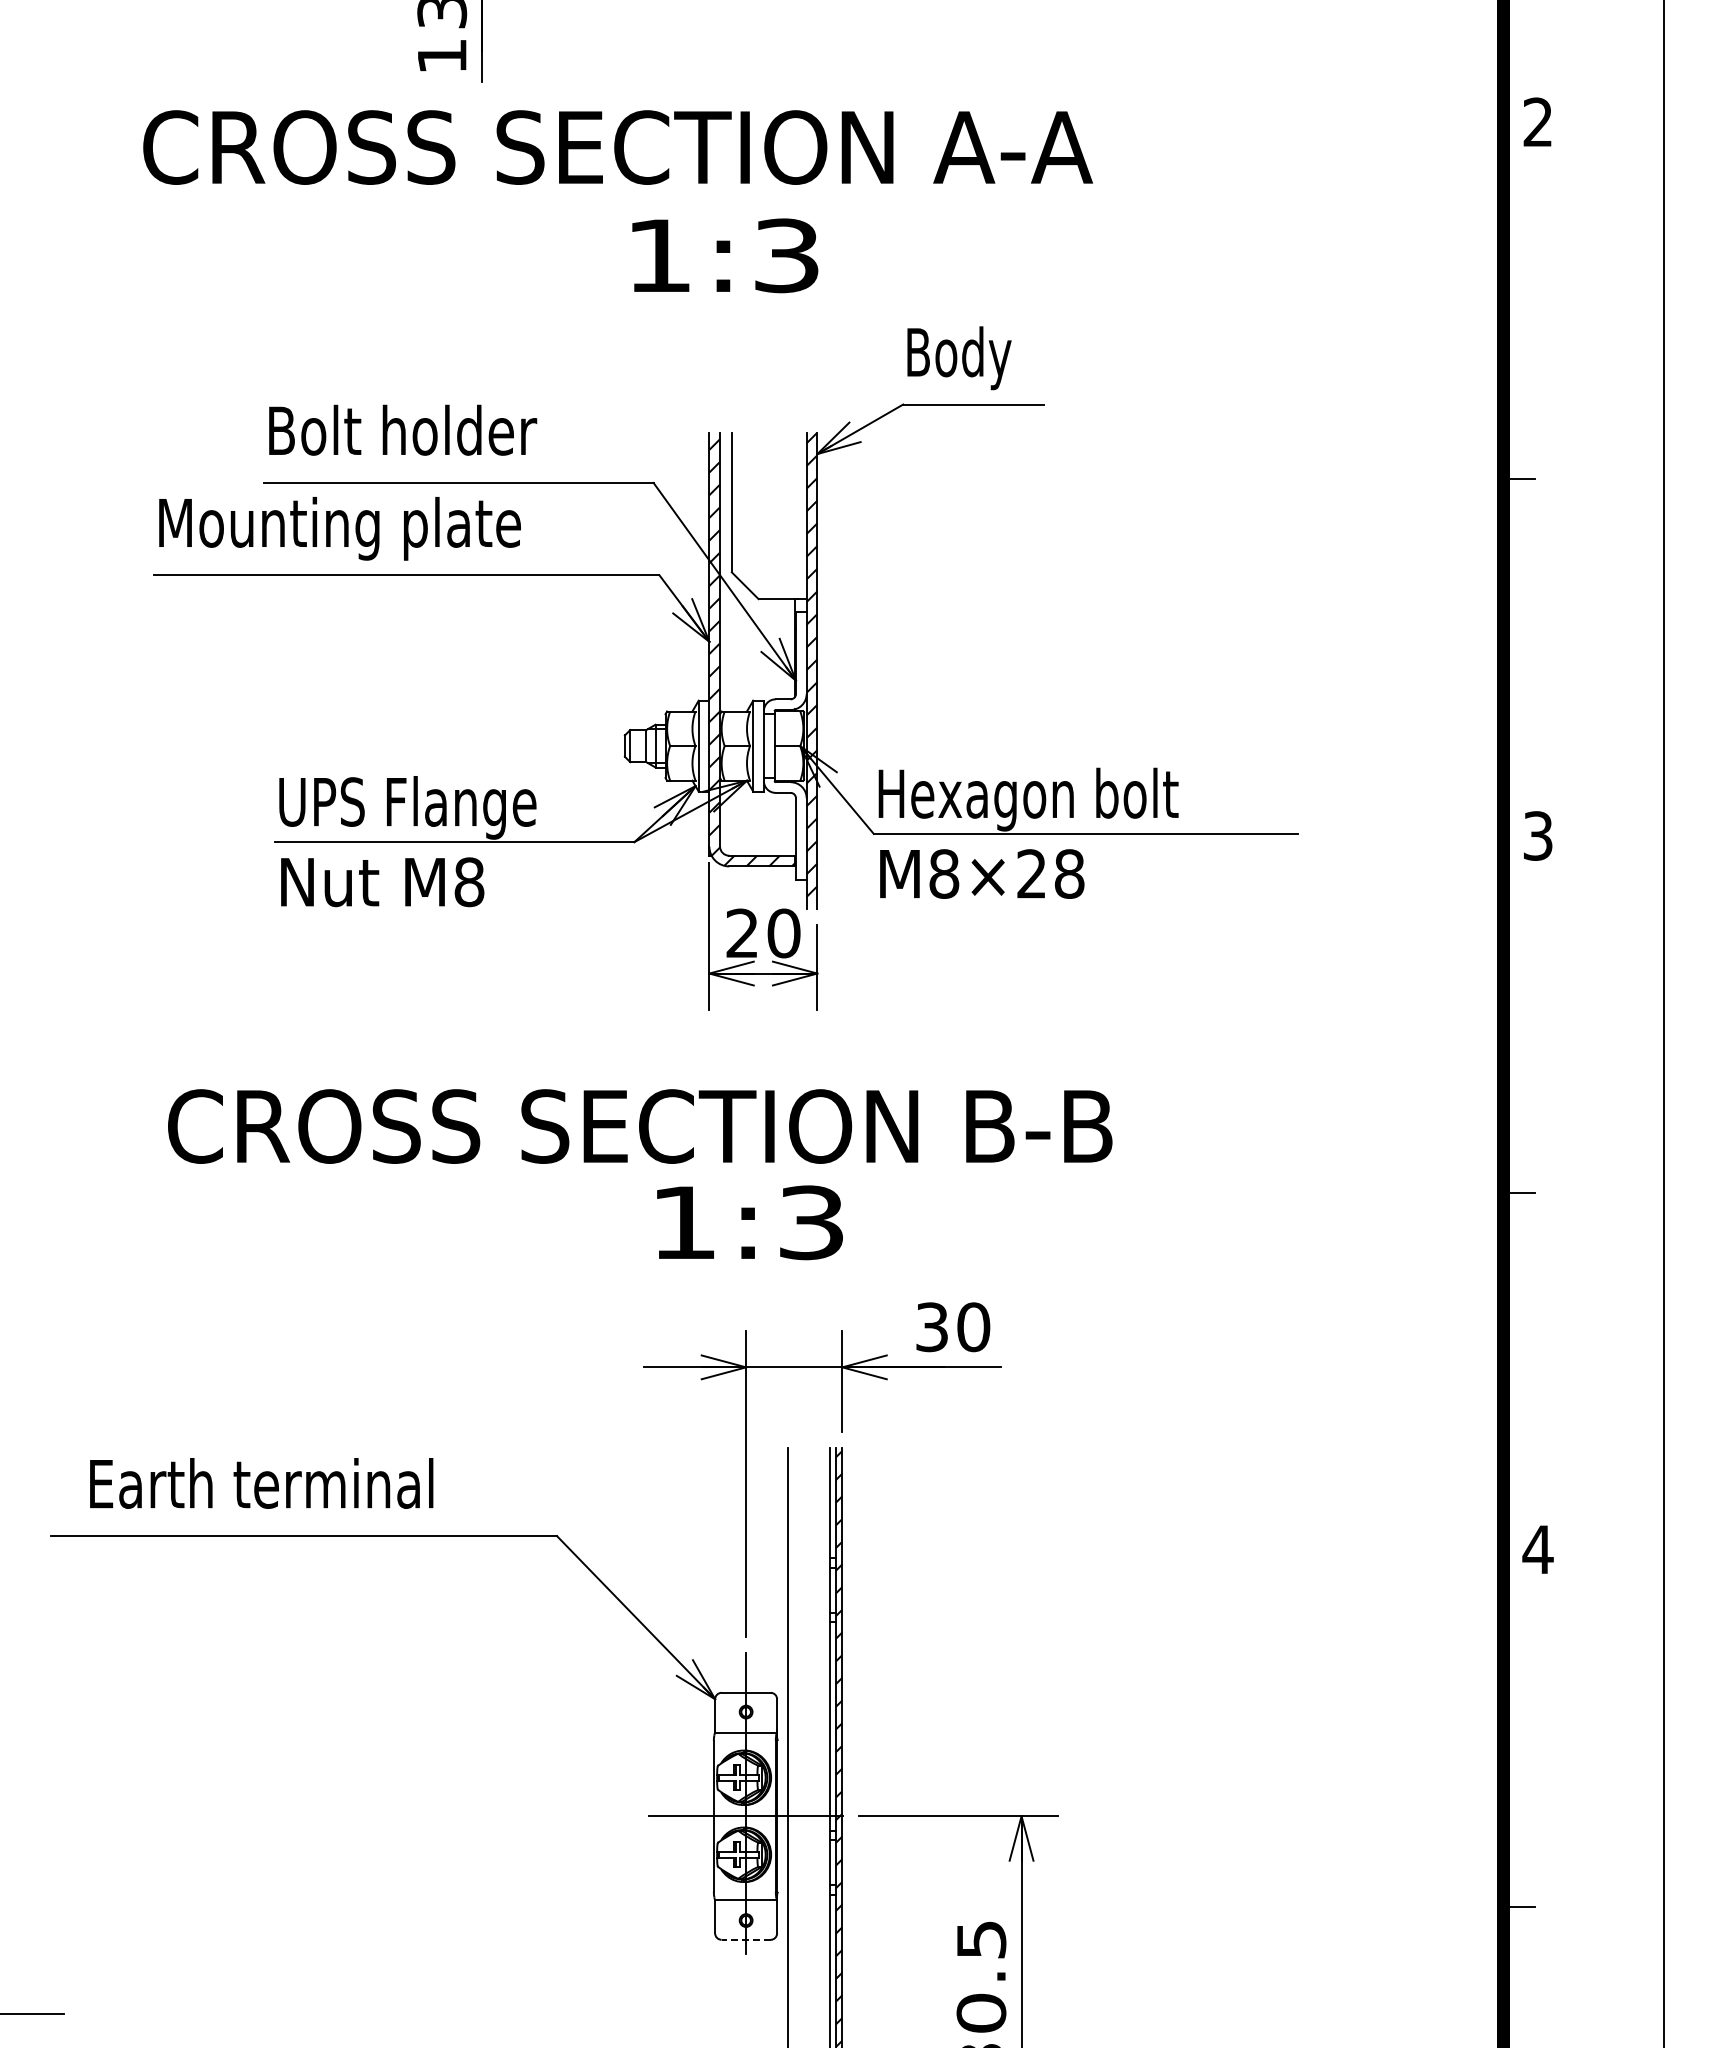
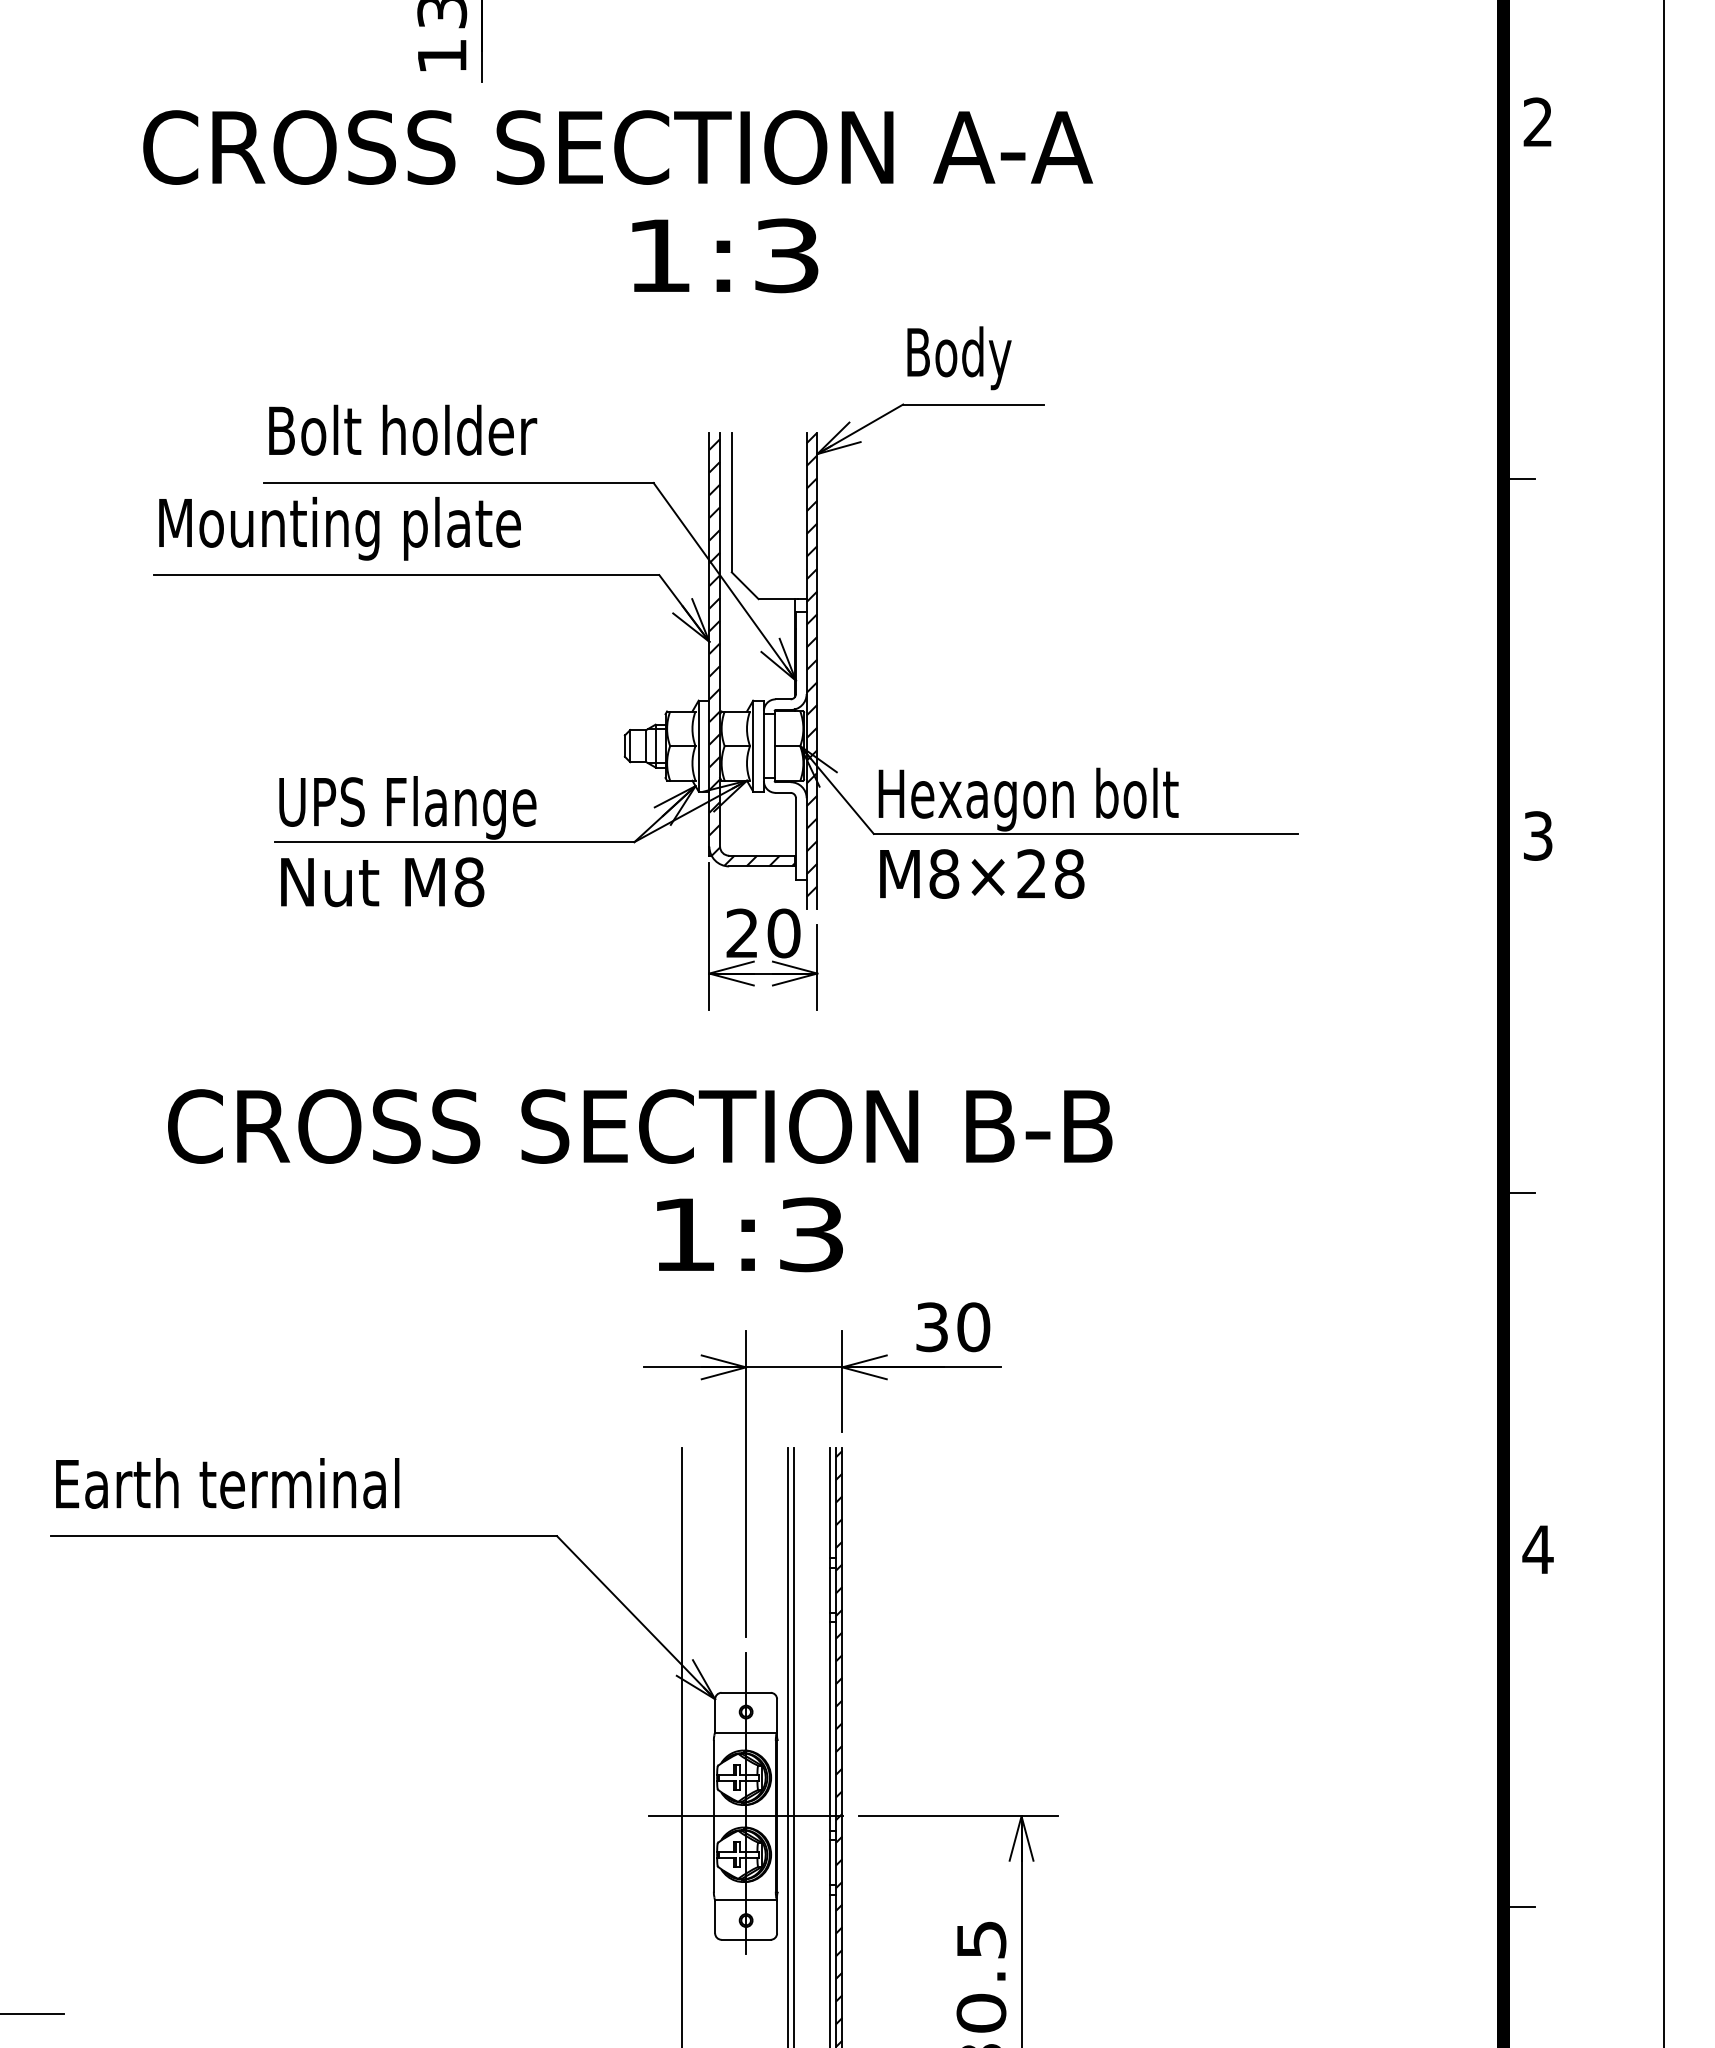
text position: (749, 1222) -> (749, 1234) (749, 1234)
text position: (261, 1483) -> (227, 1483) (227, 1483)
line: none -> present (681, 1746)
line: none -> present (794, 1746)
line: dashed -> solid (746, 1939)
